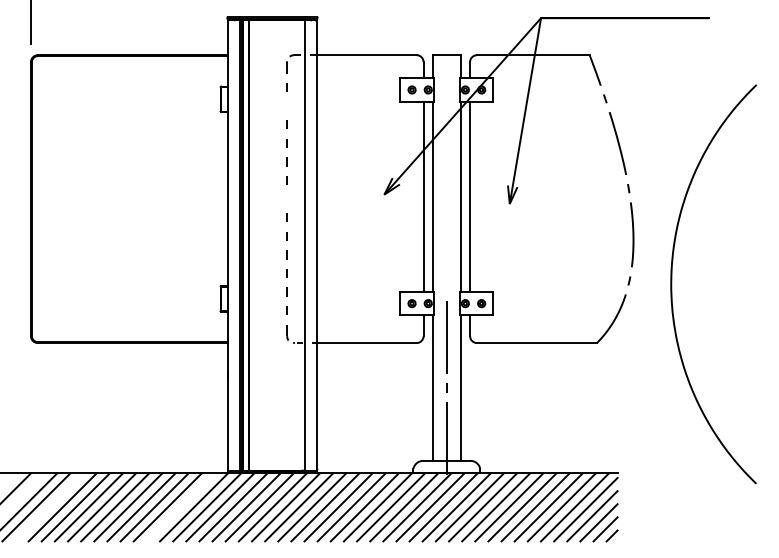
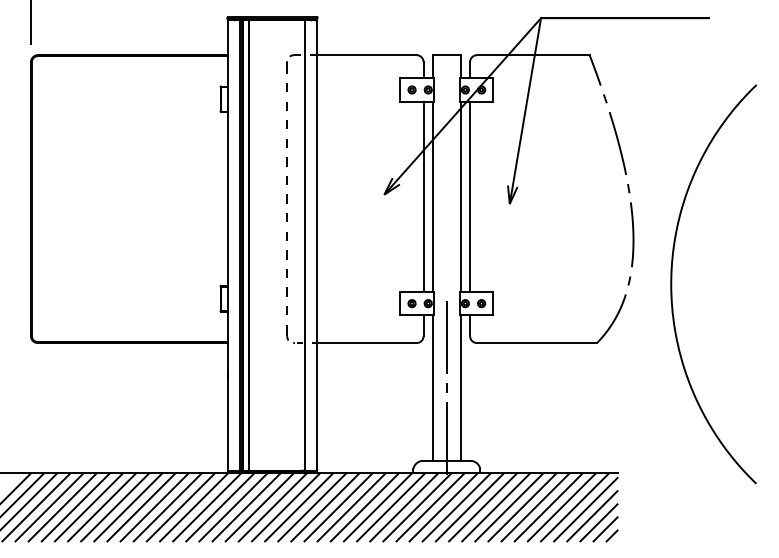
curve: none -> present (286, 106)
curve: none -> present (286, 198)
line: none -> present (23, 494)
line: none -> present (49, 507)
line: none -> present (180, 507)
